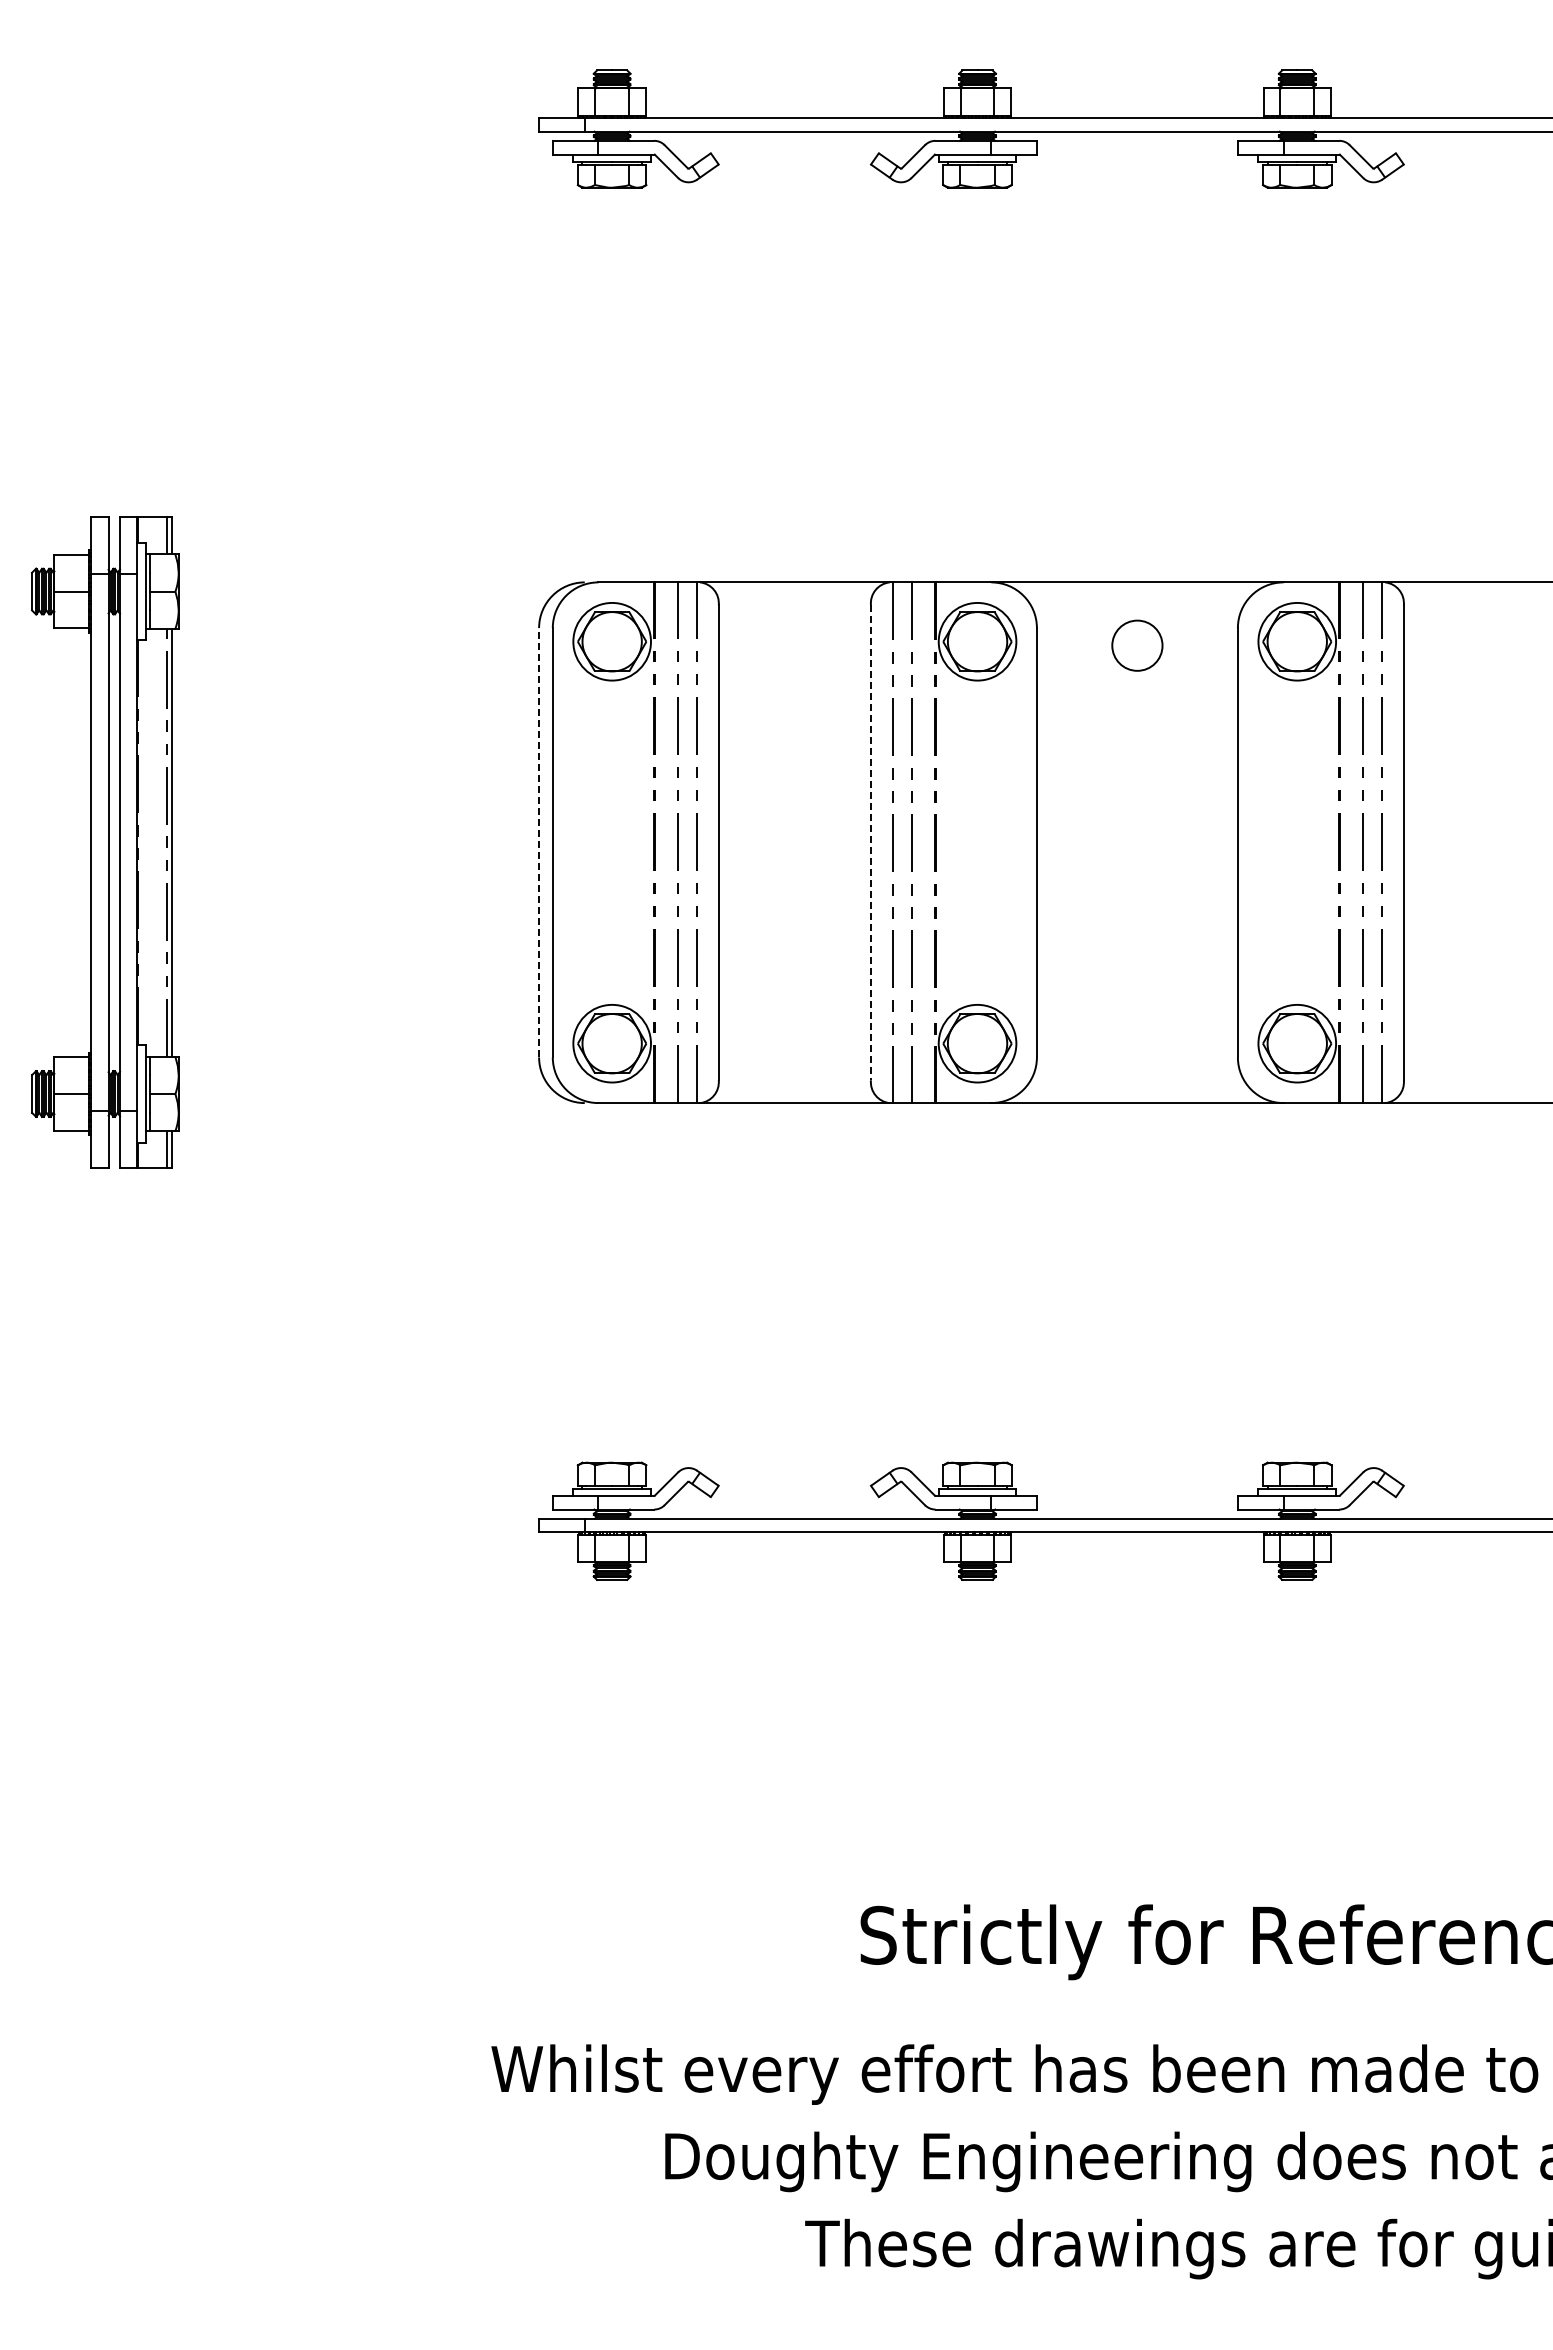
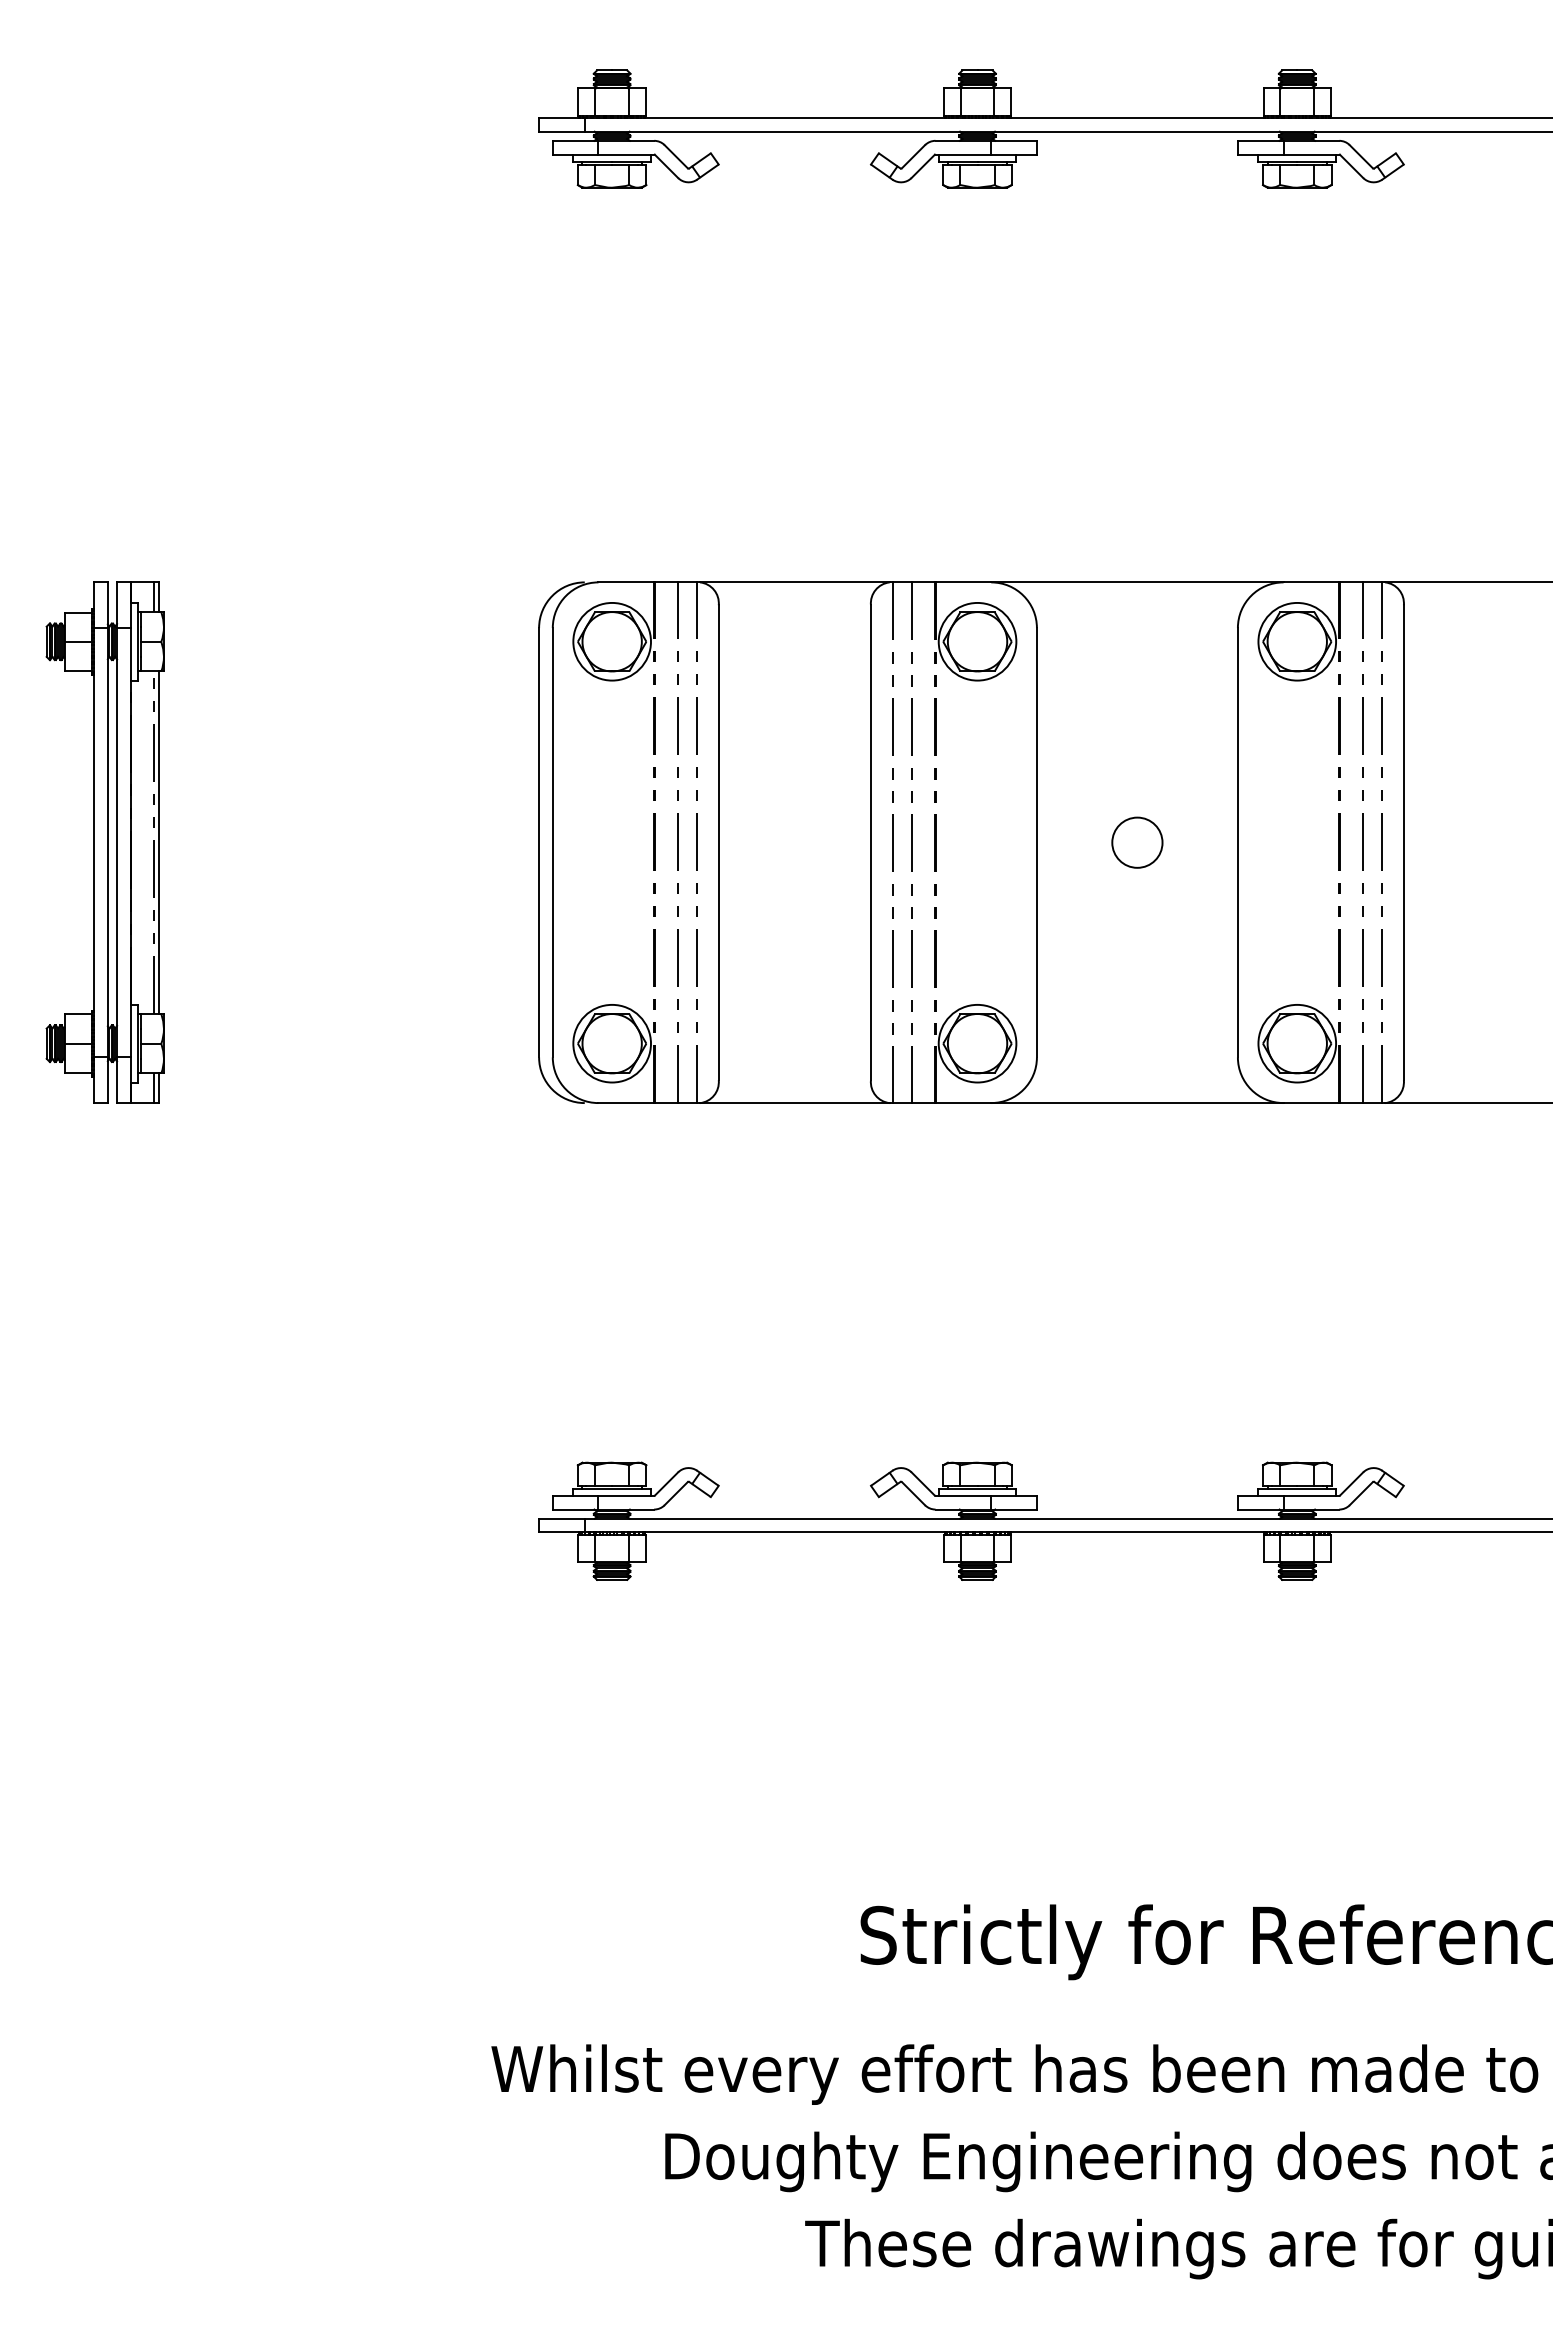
circle position: (1137, 645) -> (1137, 842) (1137, 842)
part size: 149x653 px -> 120x523 px (104, 842)
line: dashed -> solid (539, 842)
line: dashed -> solid (871, 842)
